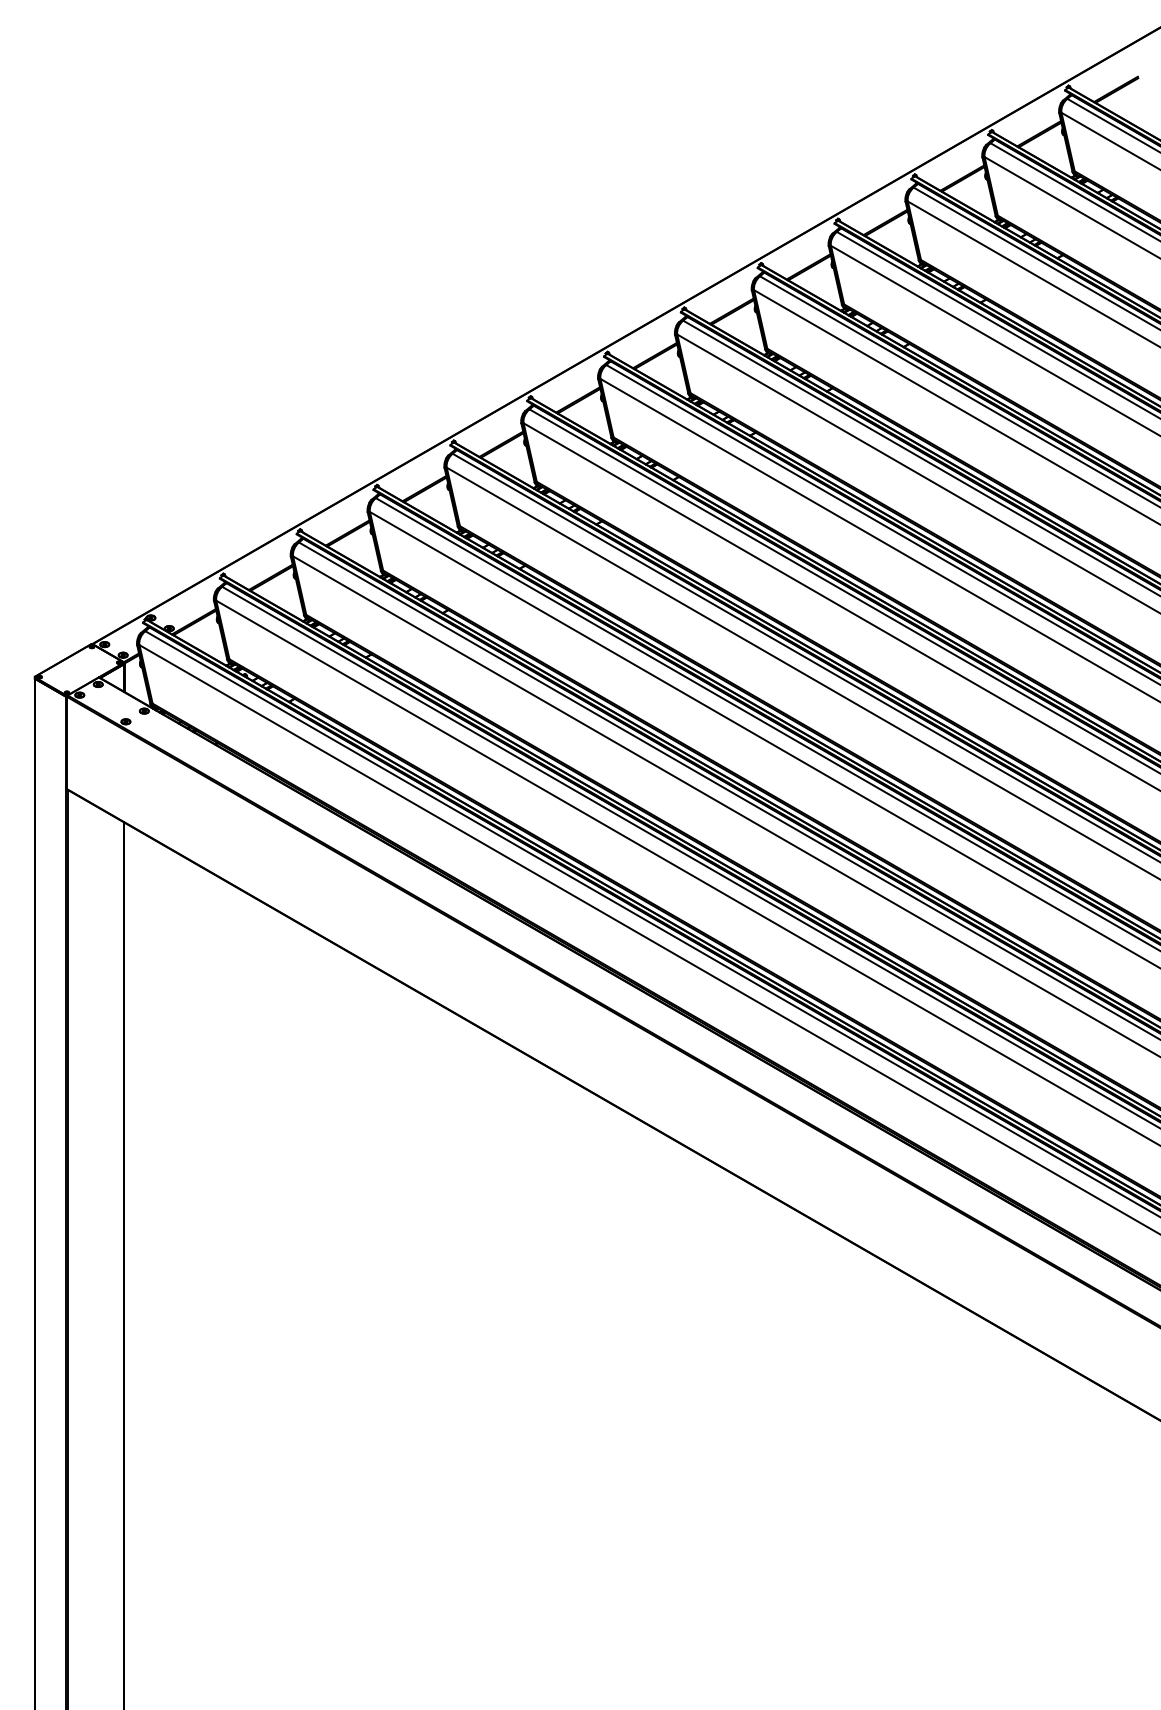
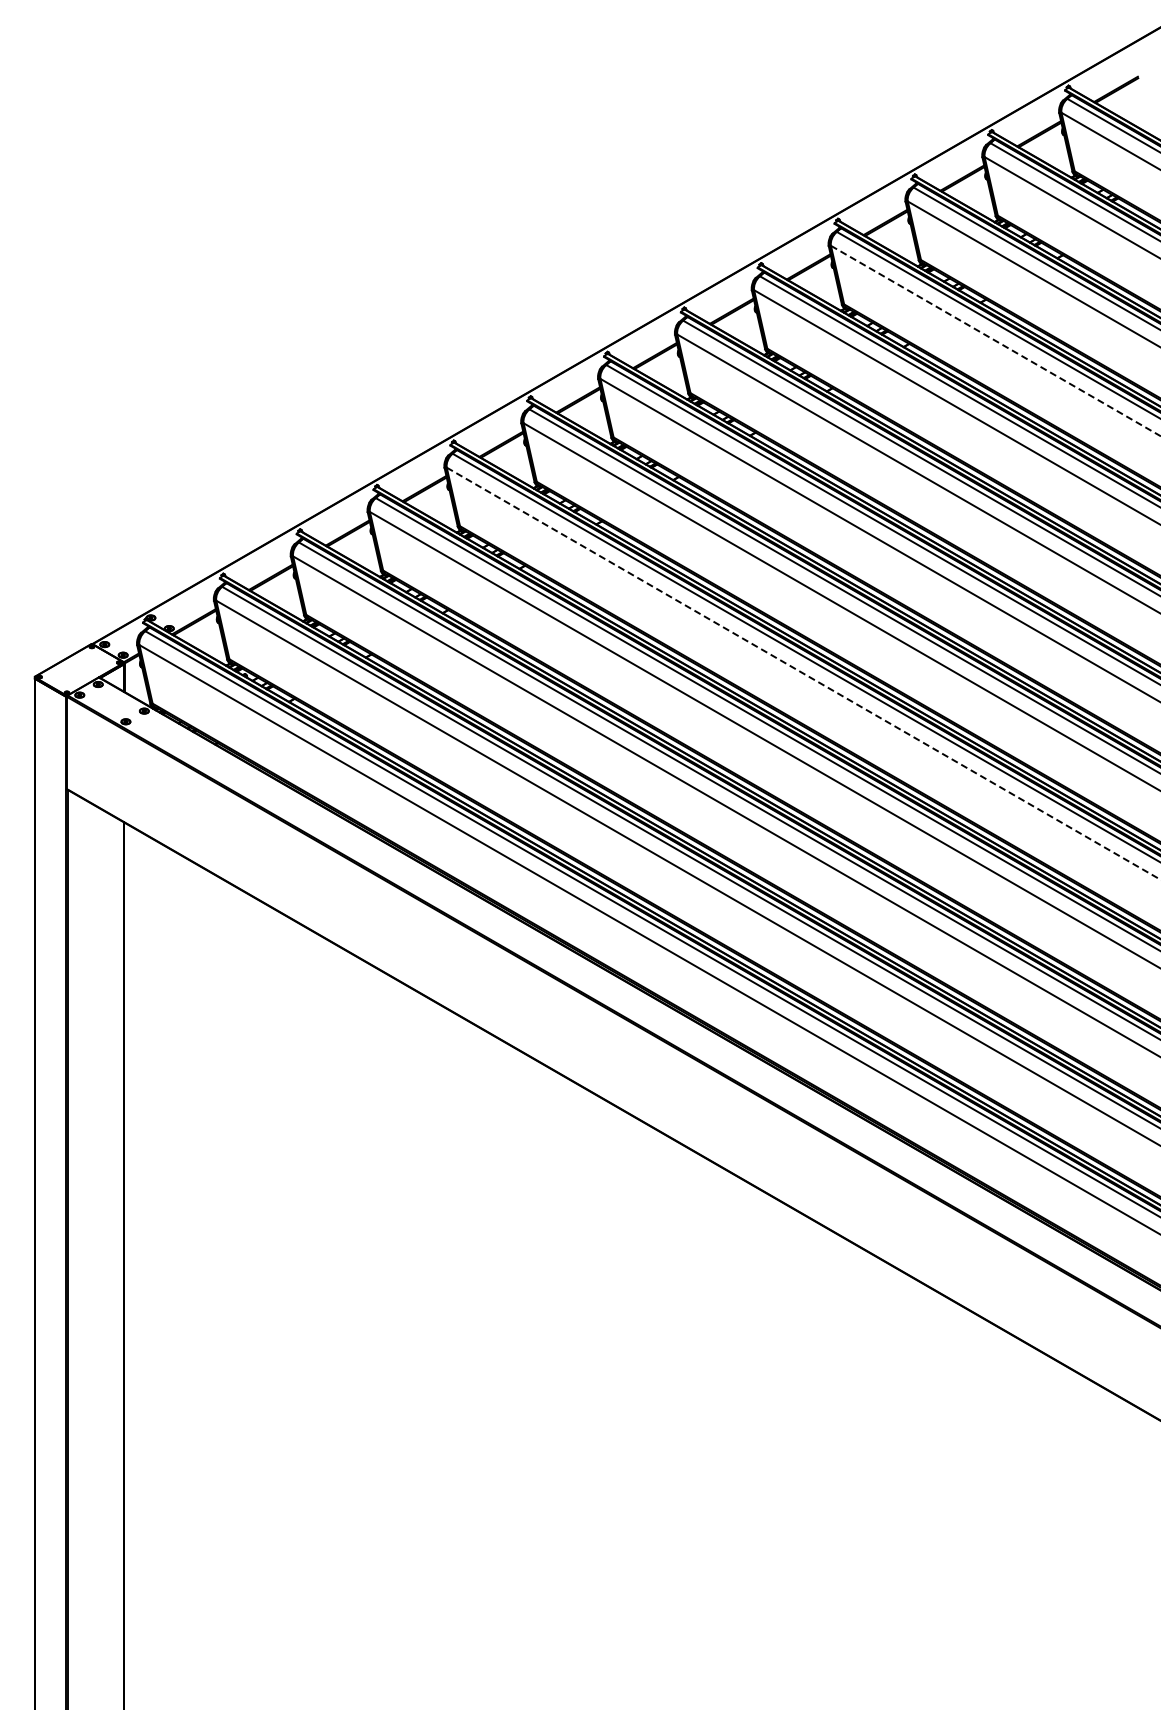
line: solid -> dashed (995, 340)
line: solid -> dashed (803, 673)
